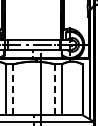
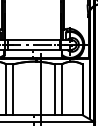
line: dashed -> solid (54, 89)
line: dashed -> solid (13, 90)
